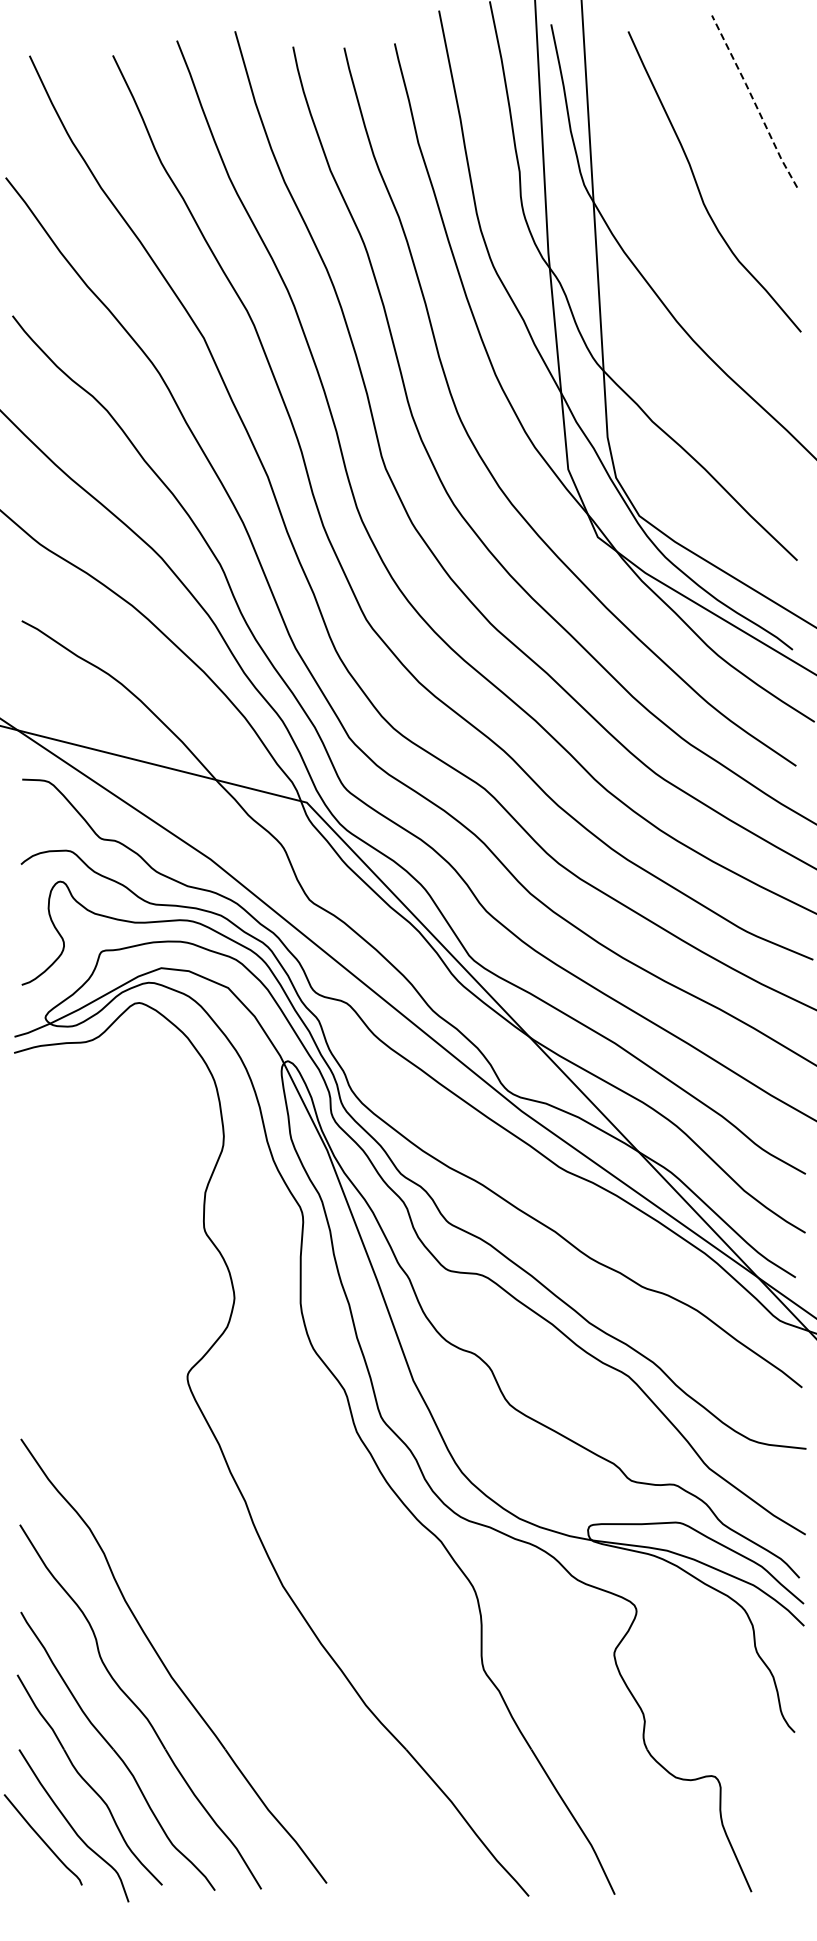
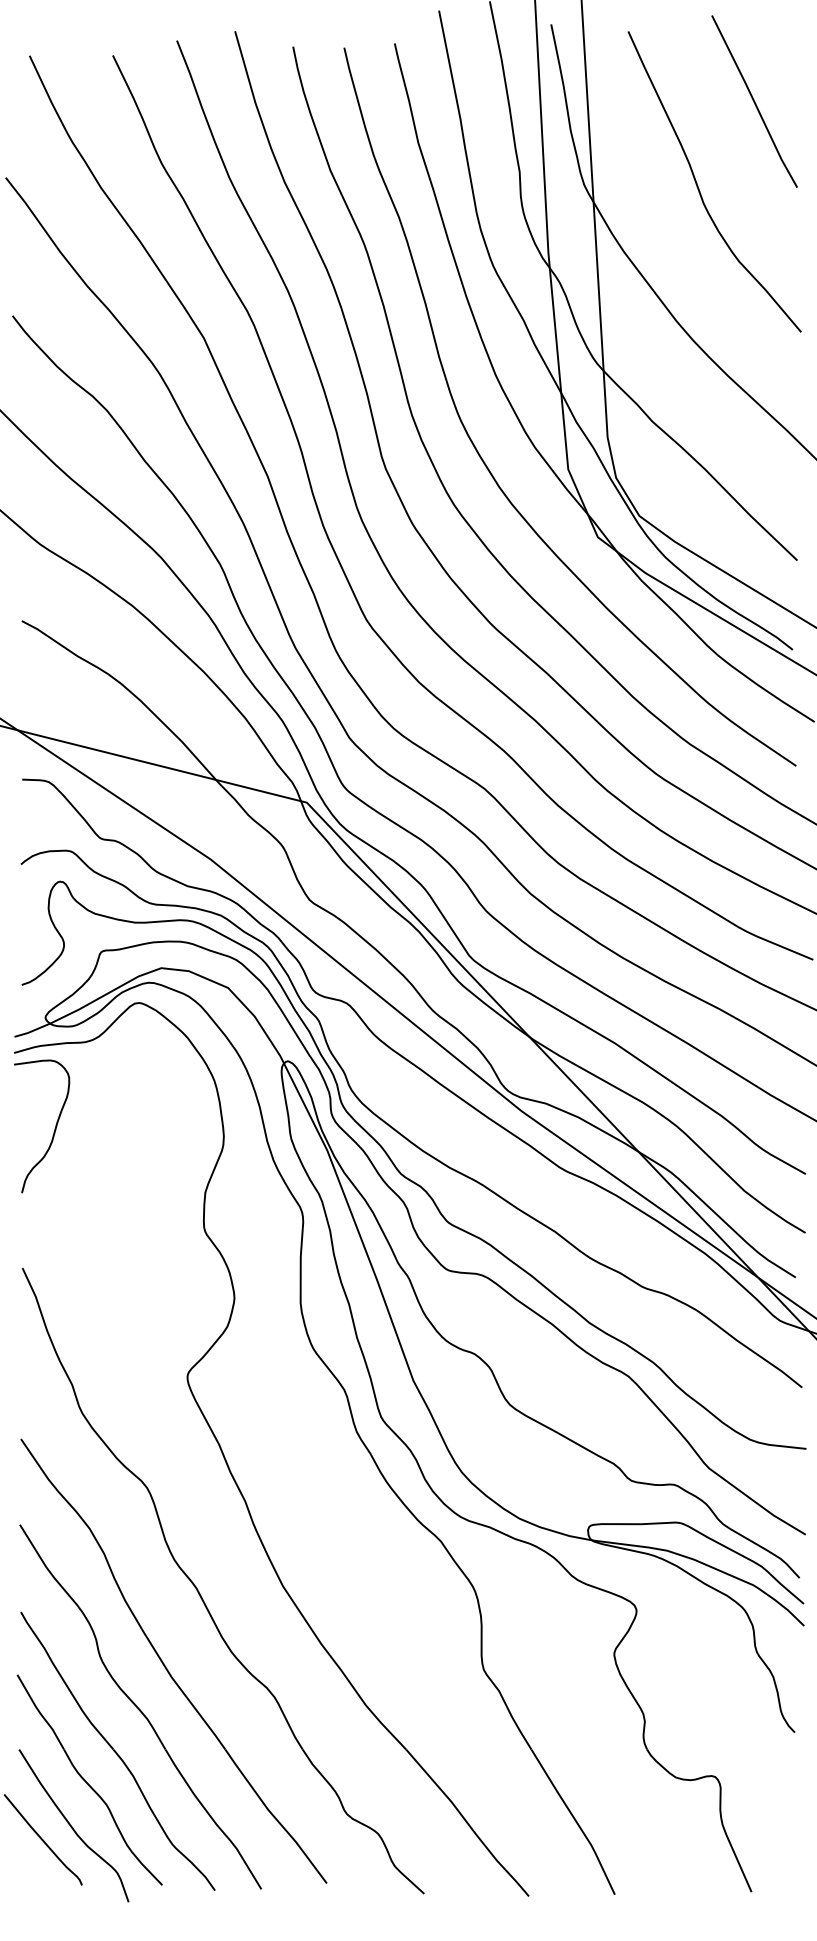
line: dashed -> solid (754, 101)
curve: none -> present (54, 1128)
part: none -> present (200, 1593)
